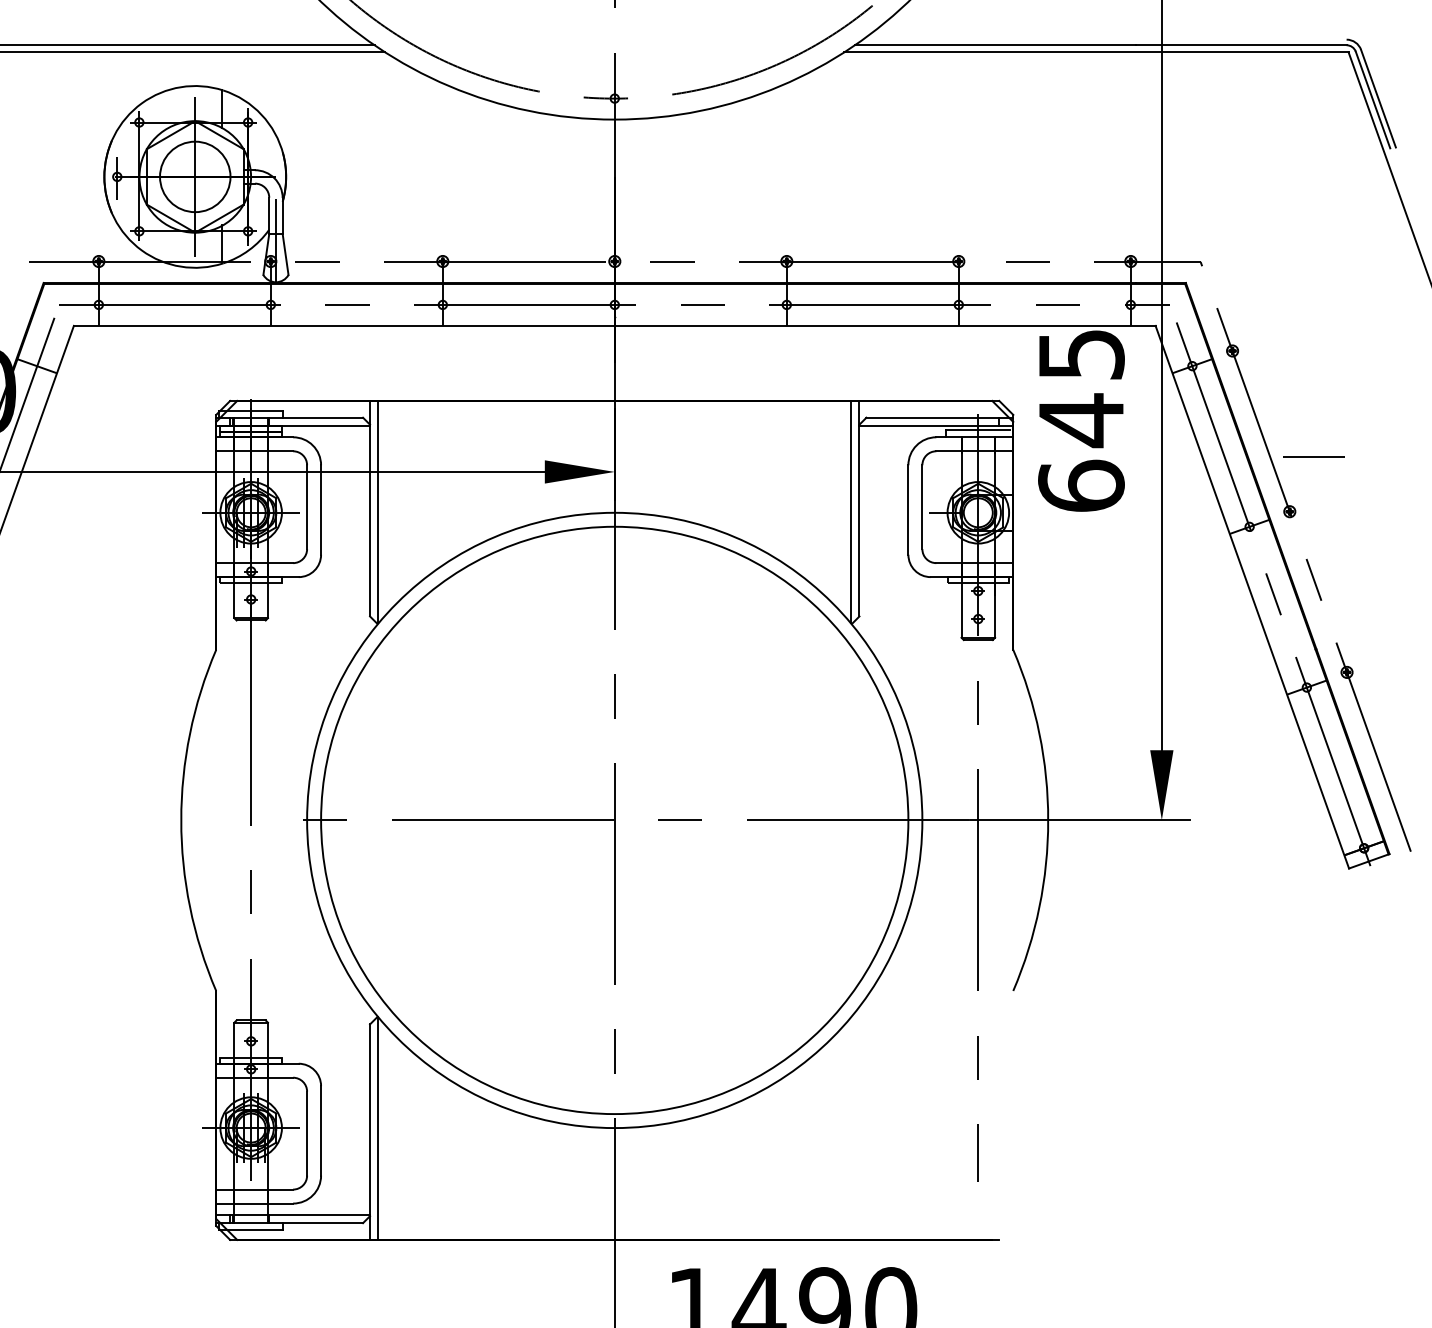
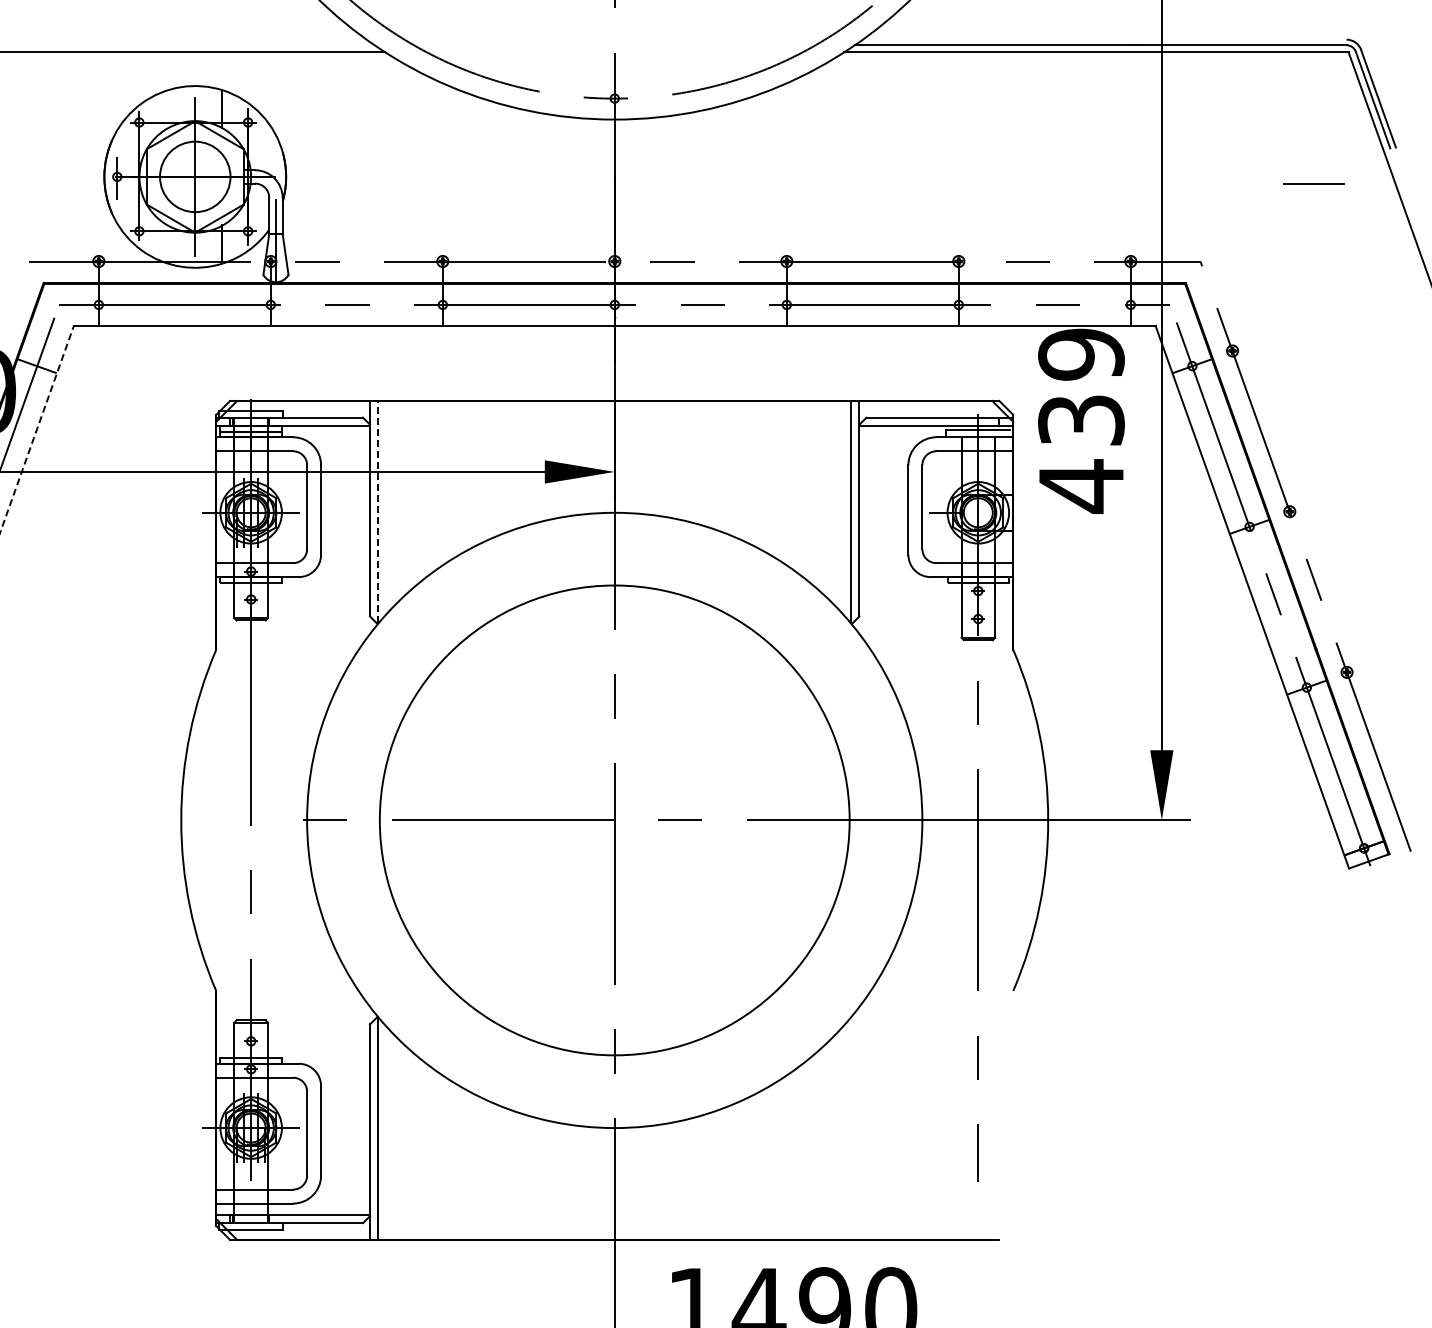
line: present -> none (188, 45)
text: 645 -> 439 (1081, 420)
line: solid -> dashed (37, 429)
line position: (1313, 456) -> (1313, 183) (1313, 183)
line: solid -> dashed (378, 511)
circle diameter: 587 px -> 470 px (614, 820)
